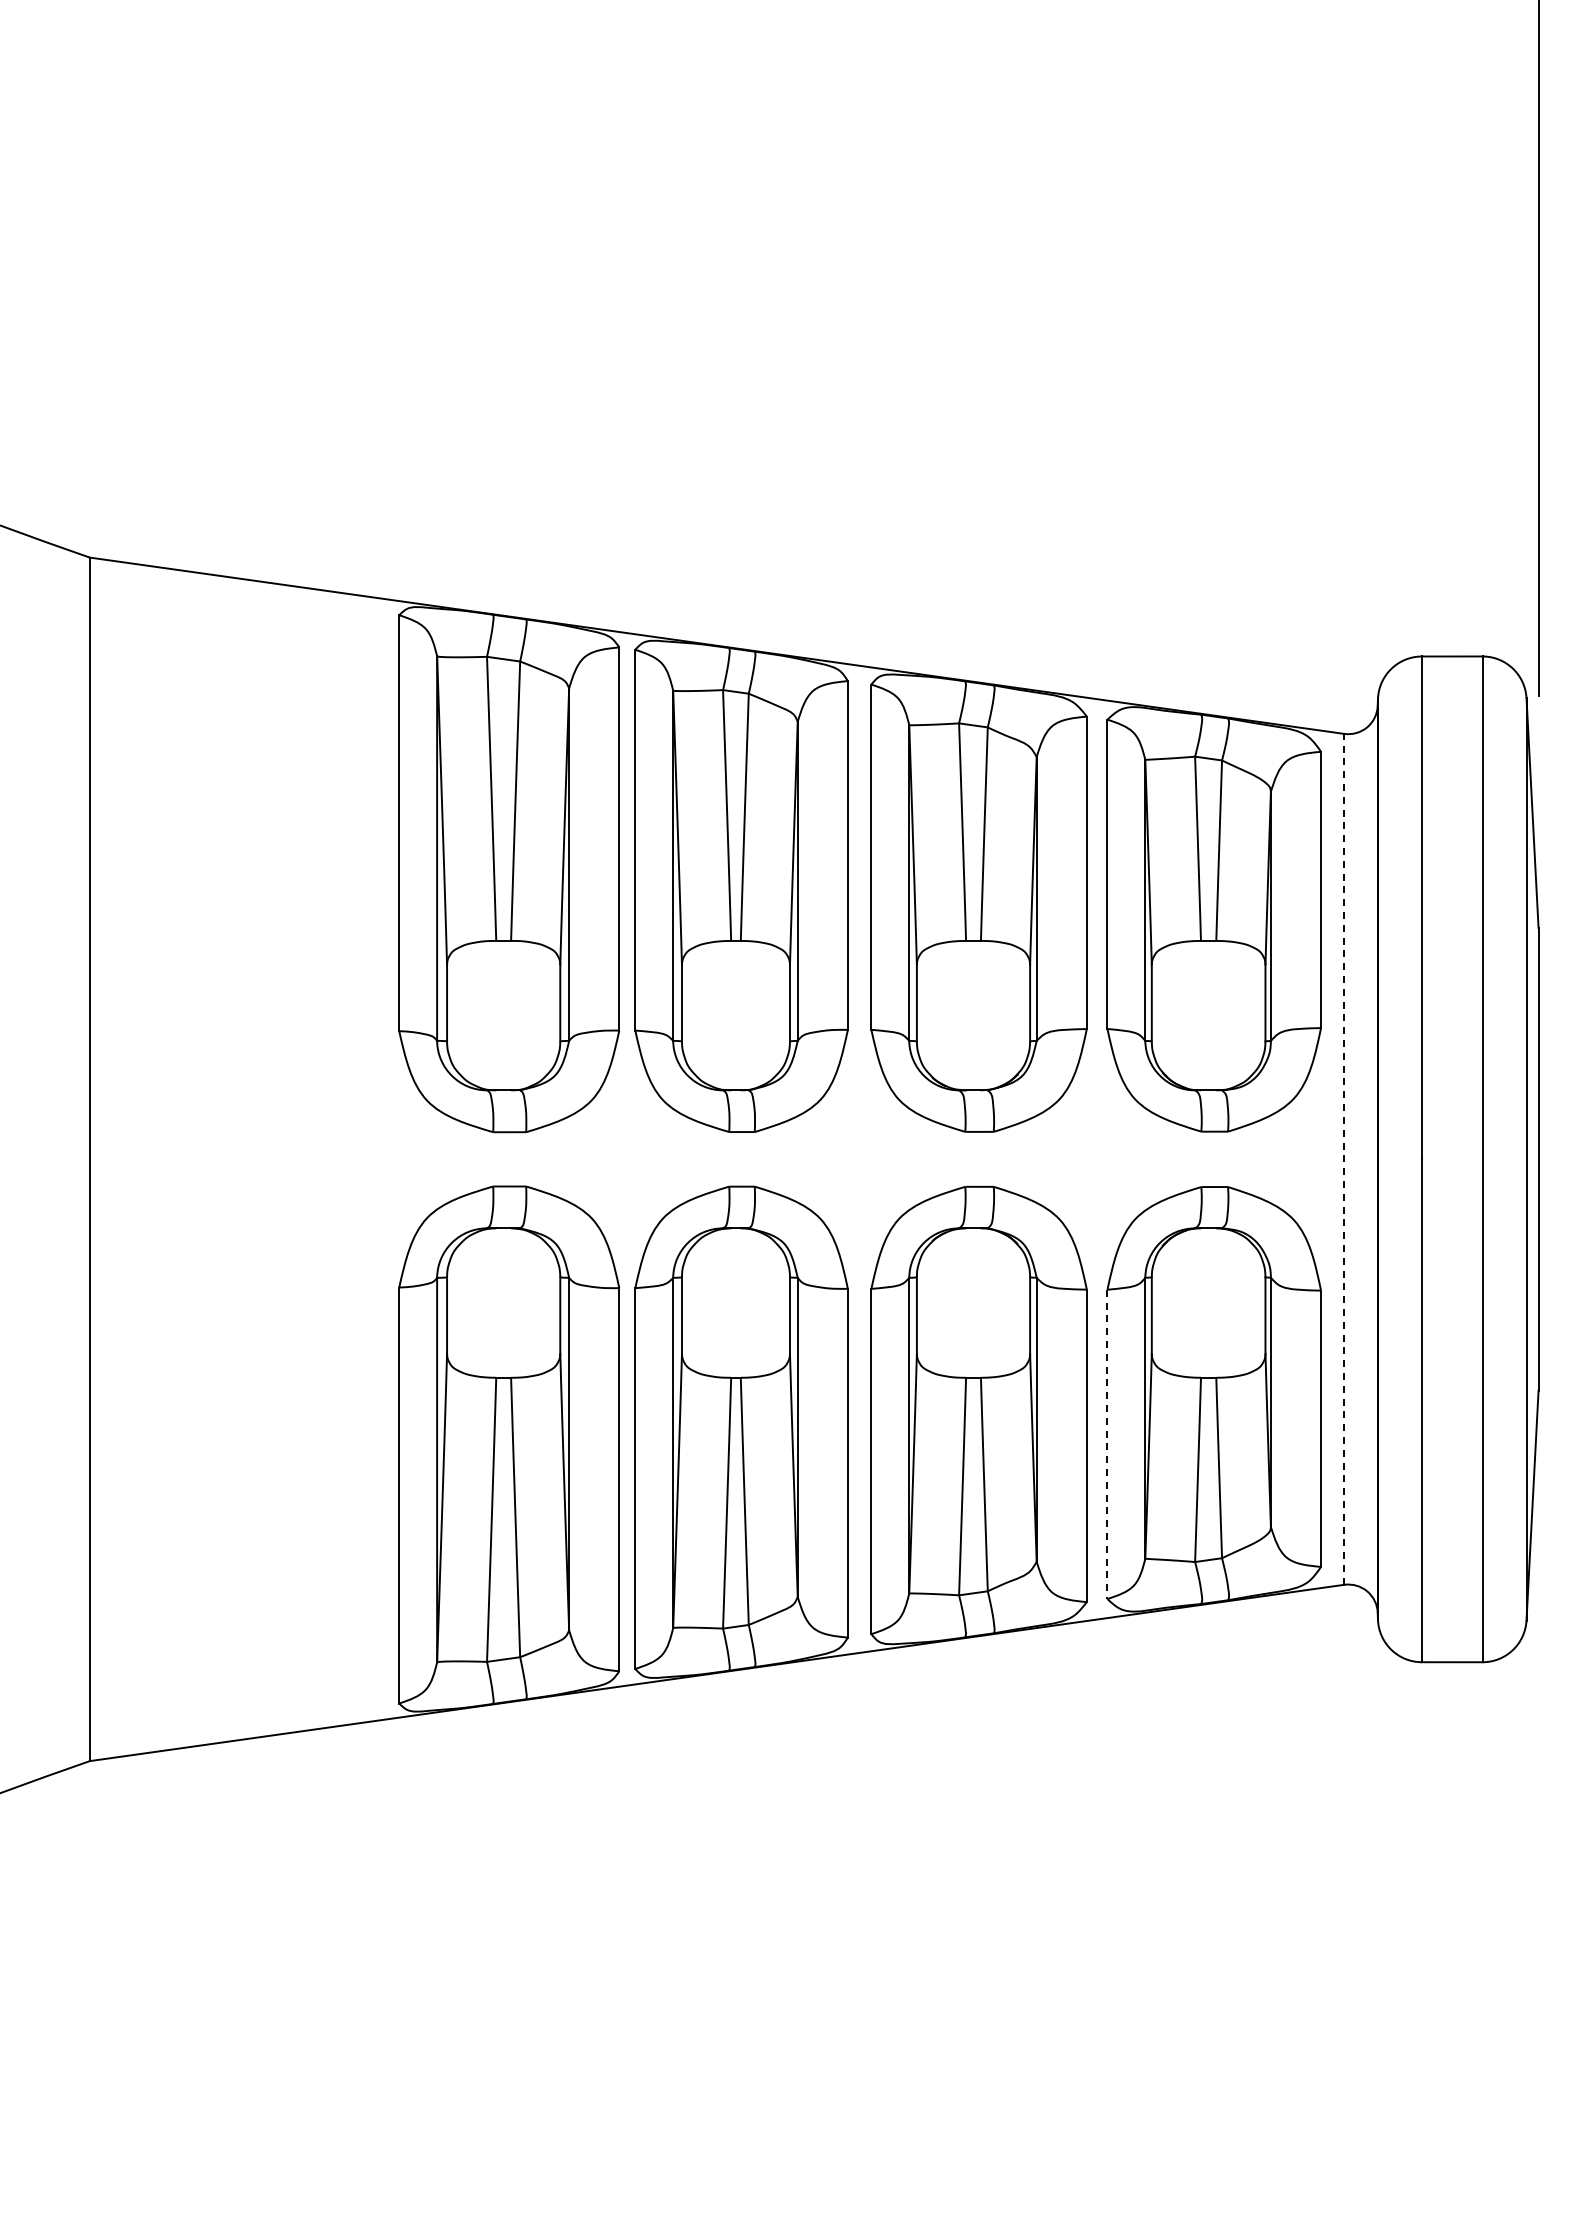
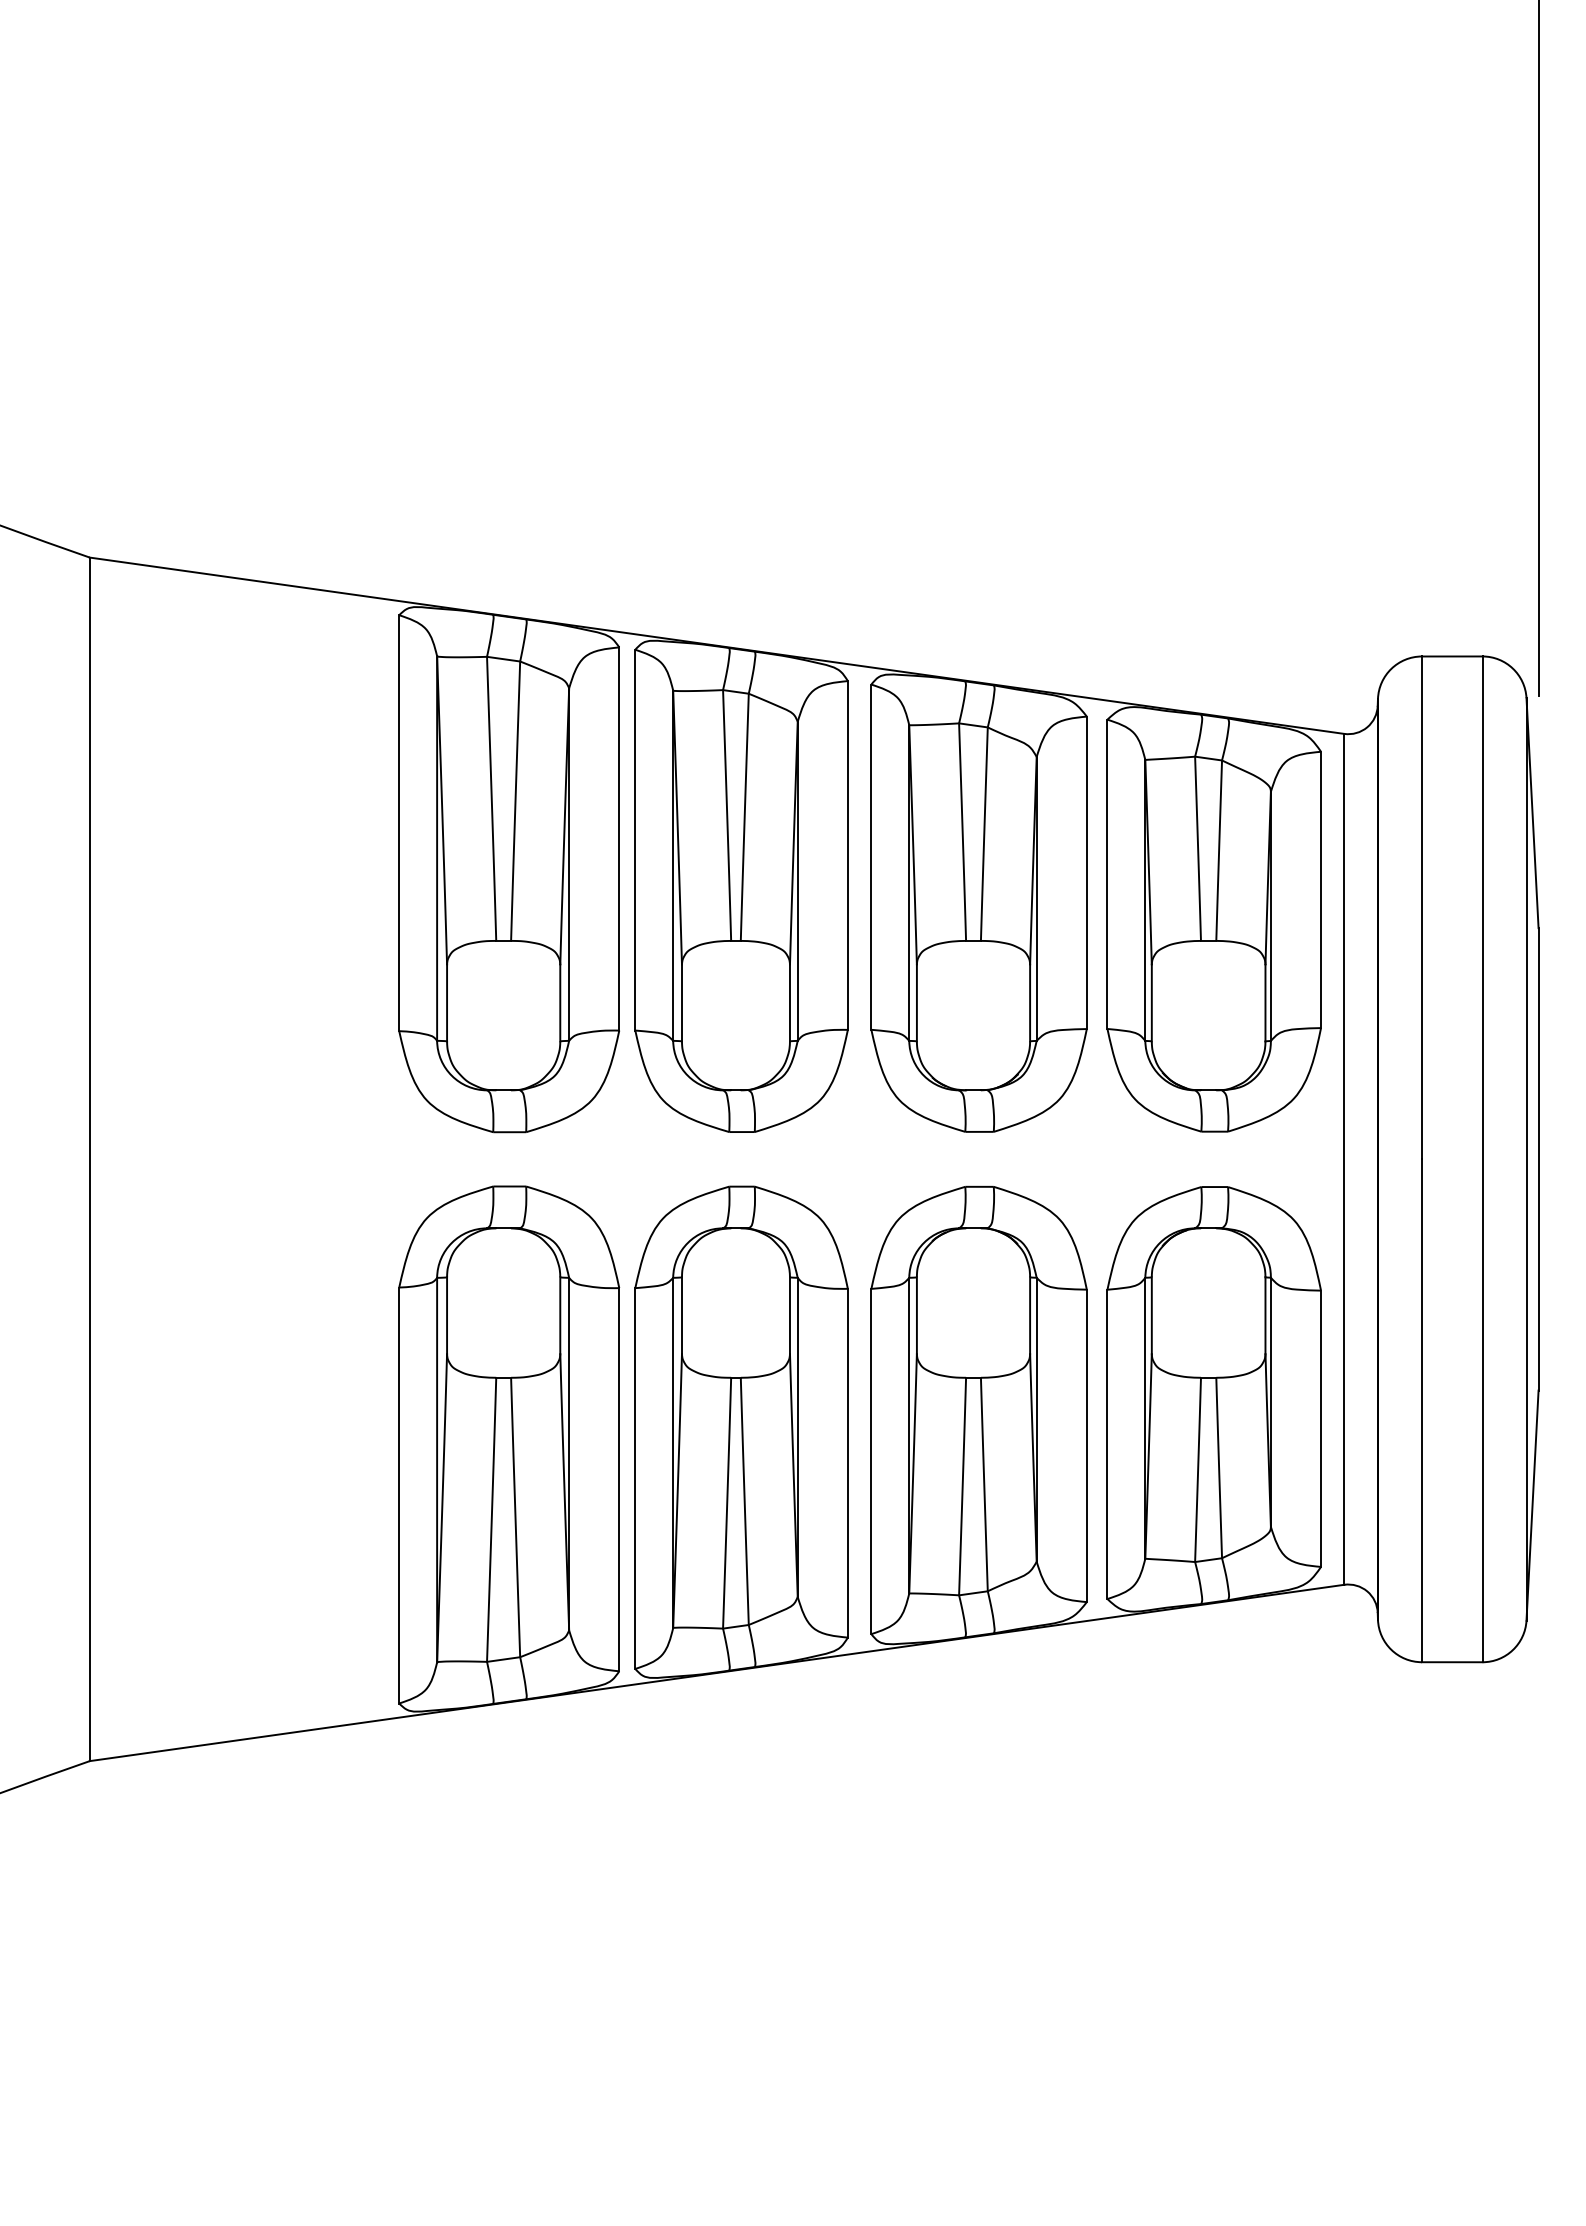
line: dashed -> solid (1344, 1158)
line: dashed -> solid (1107, 1444)
